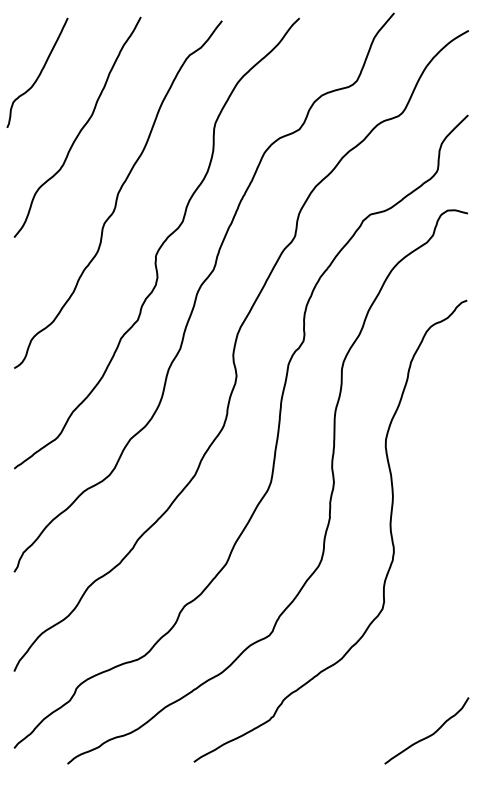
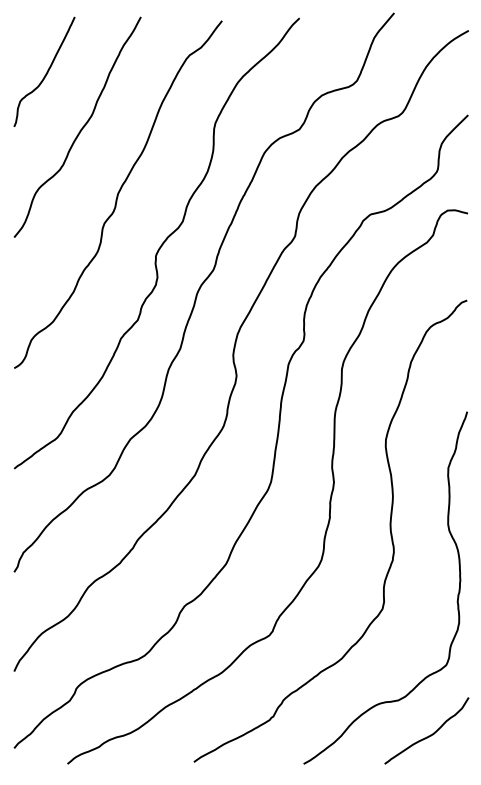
curve position: (39, 72) -> (46, 71) (46, 71)
curve: none -> present (457, 594)
